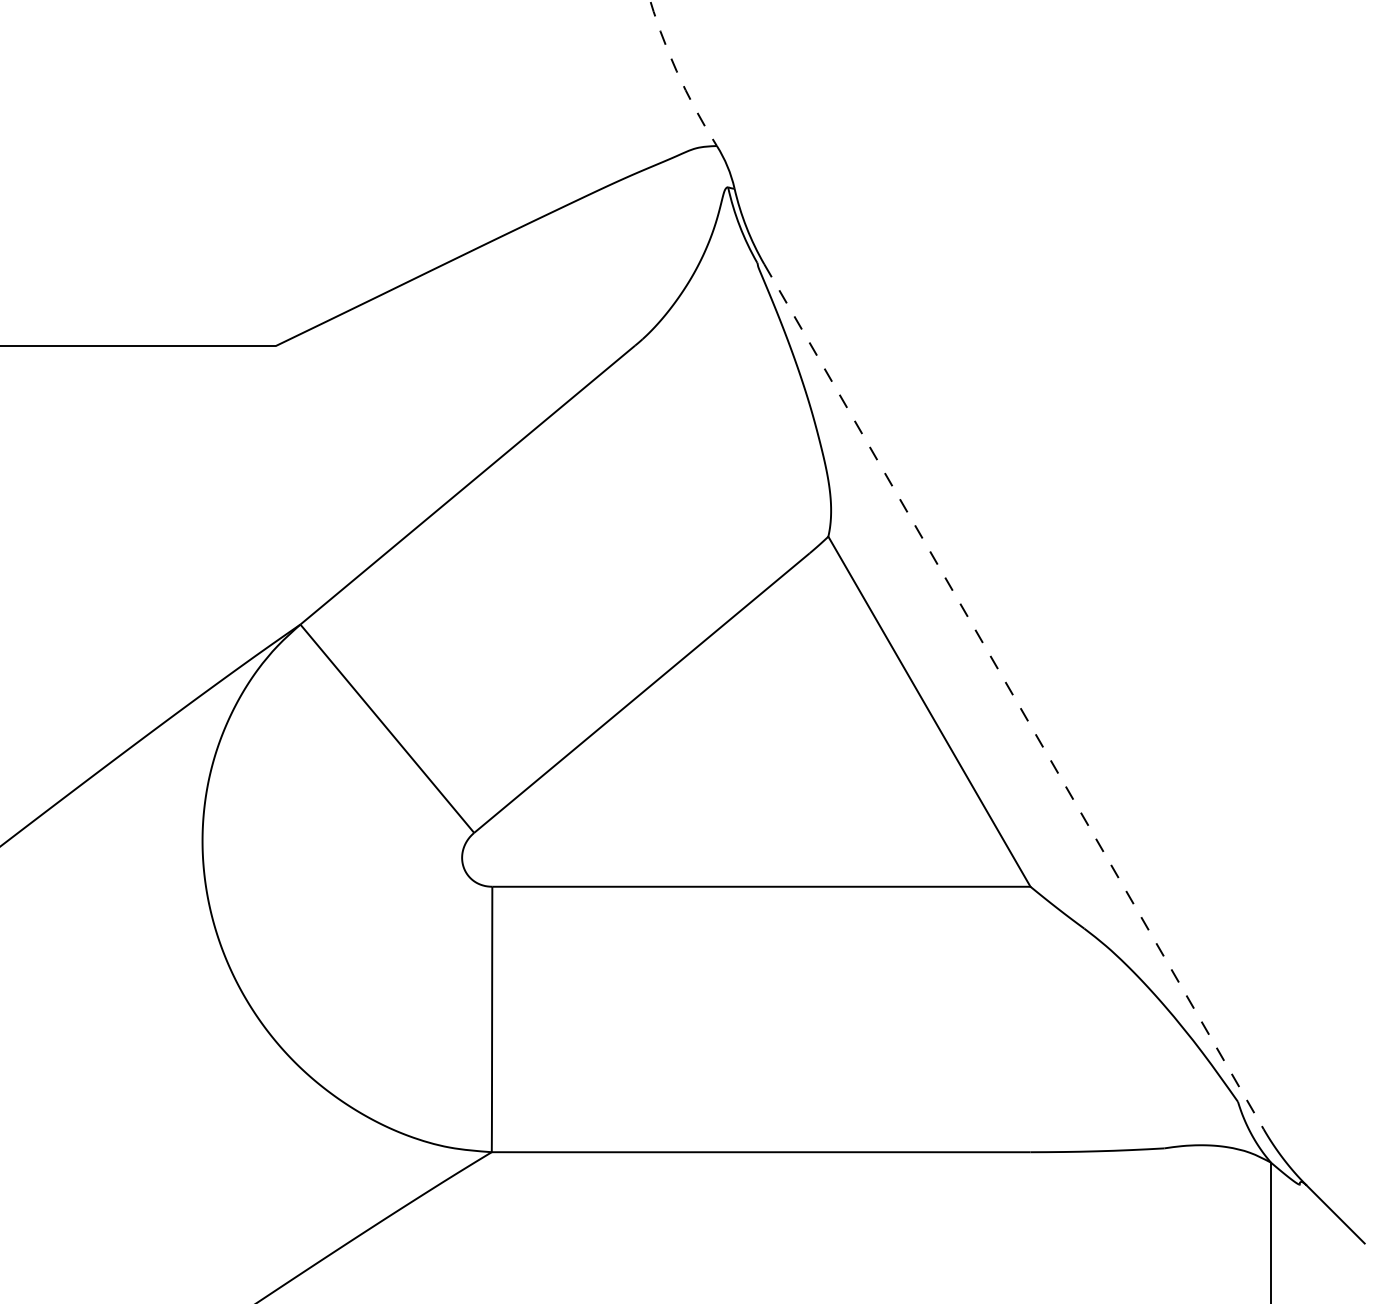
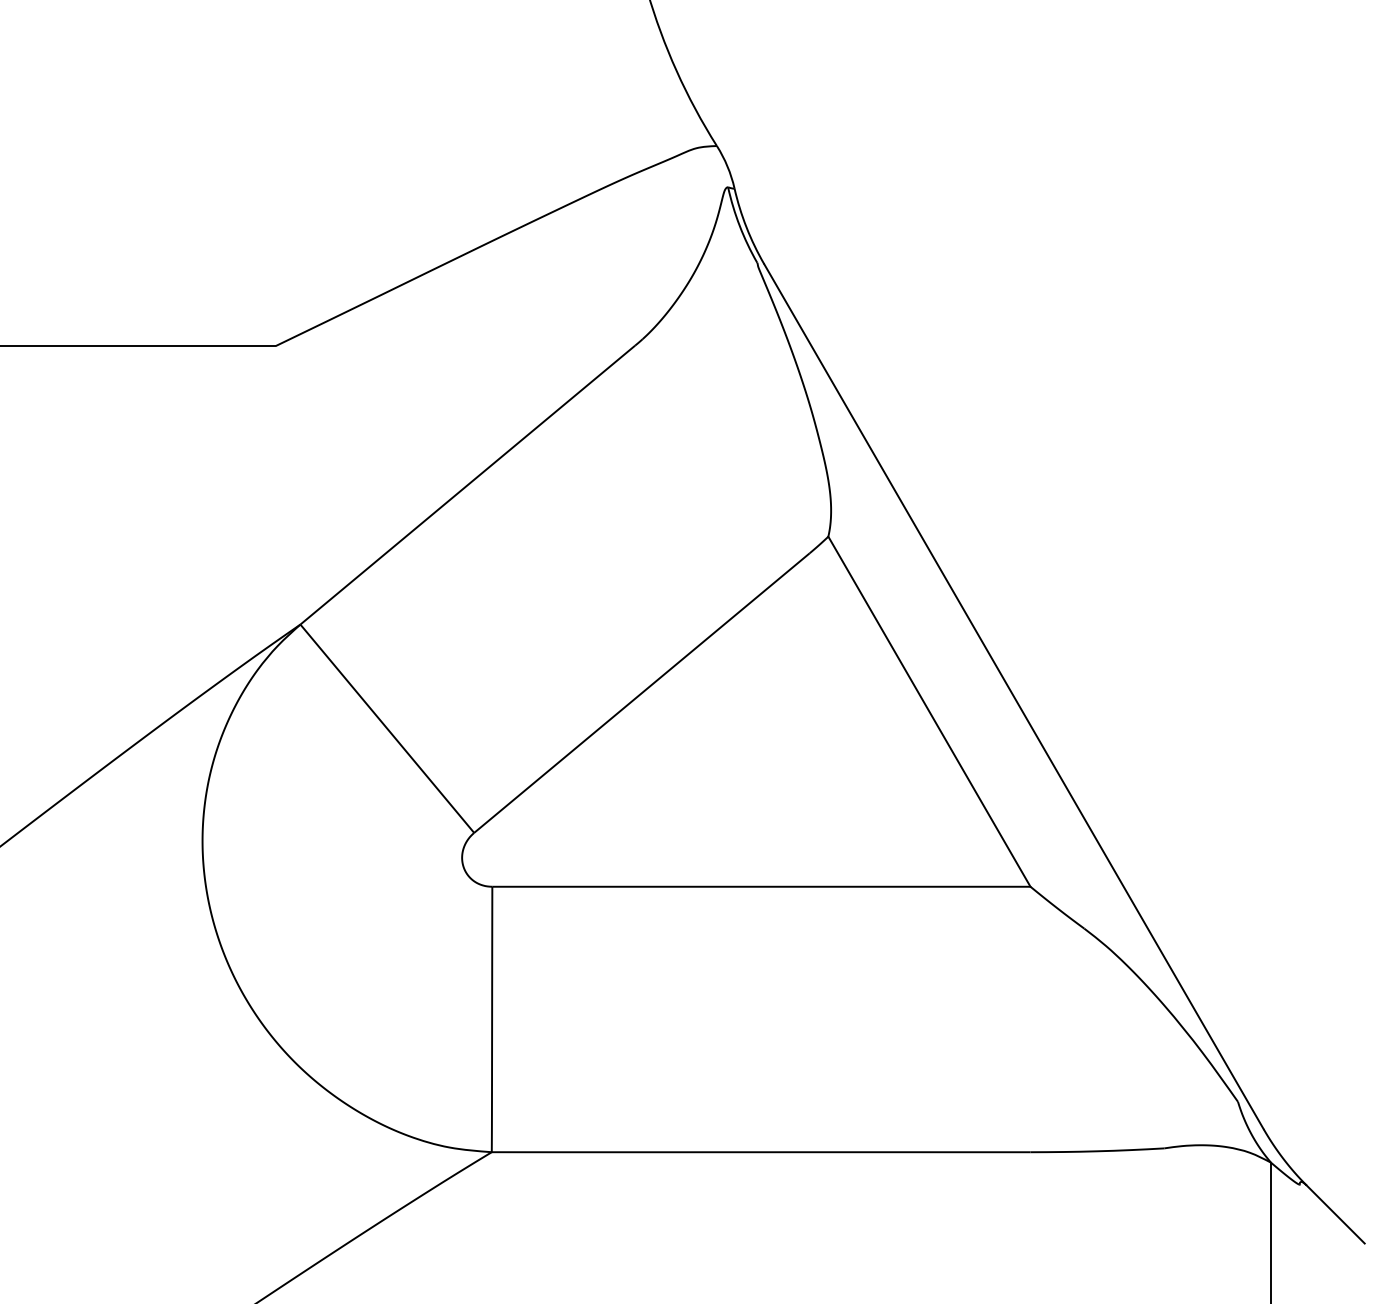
arc: dashed -> solid (678, 75)
line: dashed -> solid (1014, 697)
